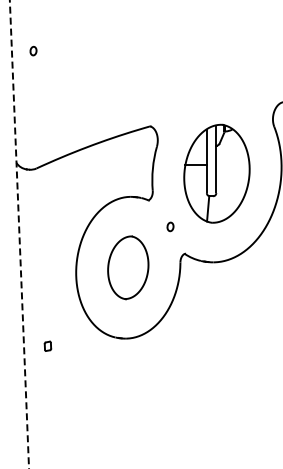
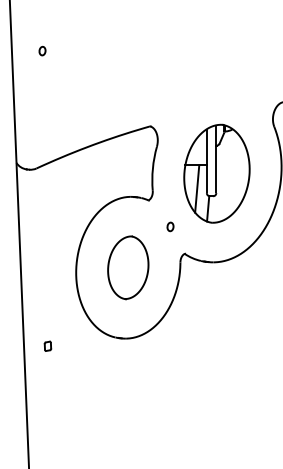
part position: (33, 50) -> (42, 50) (42, 50)
line: none -> present (197, 188)
line: dashed -> solid (19, 234)
